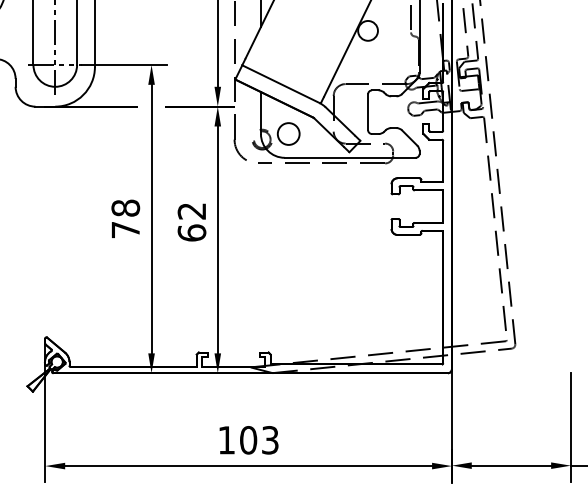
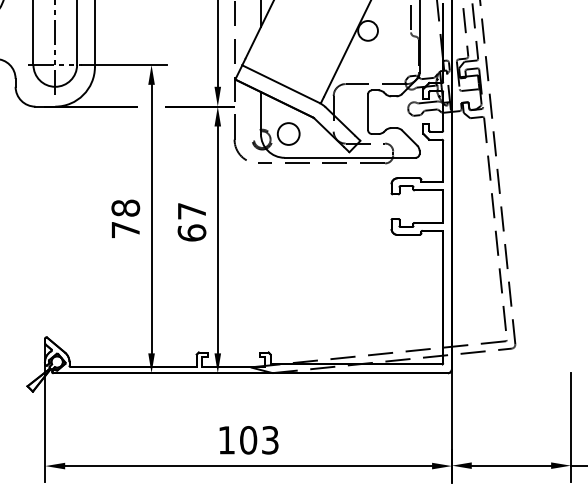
text: 62 -> 67 (191, 211)
